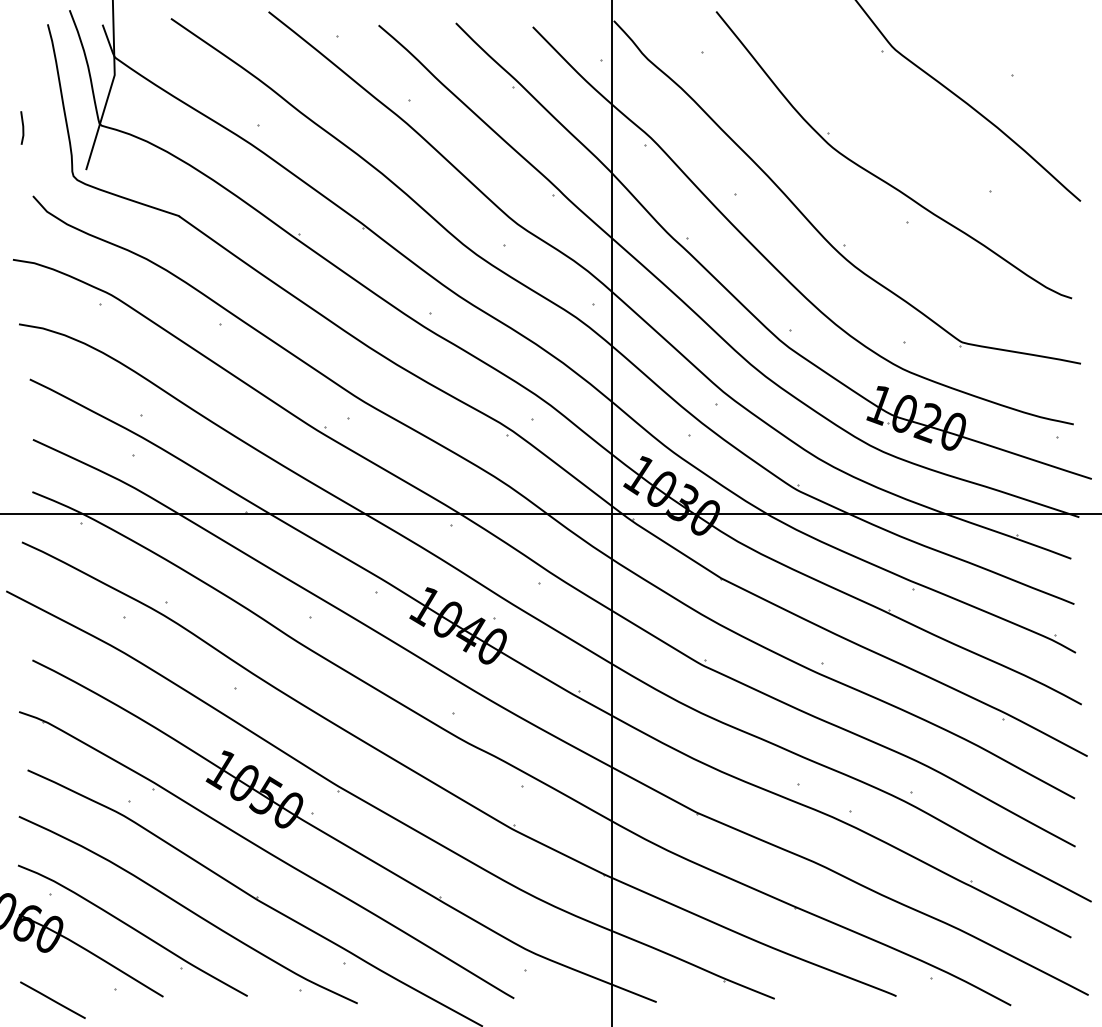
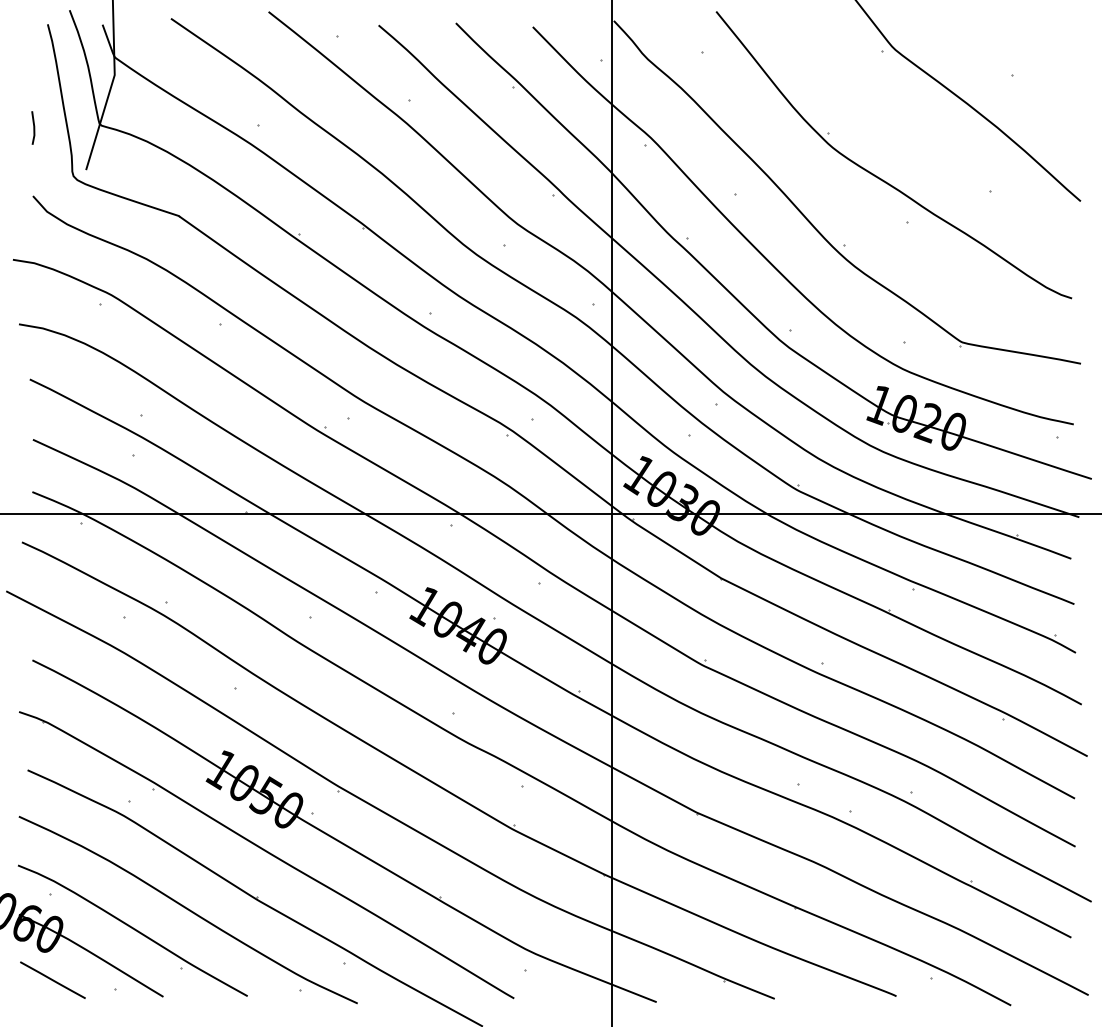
line position: (22, 127) -> (33, 127) (33, 127)
line position: (52, 999) -> (52, 979) (52, 979)
